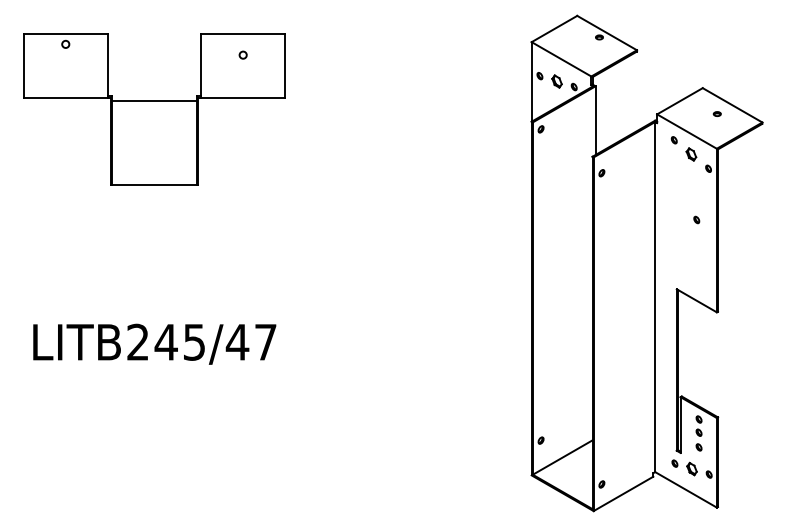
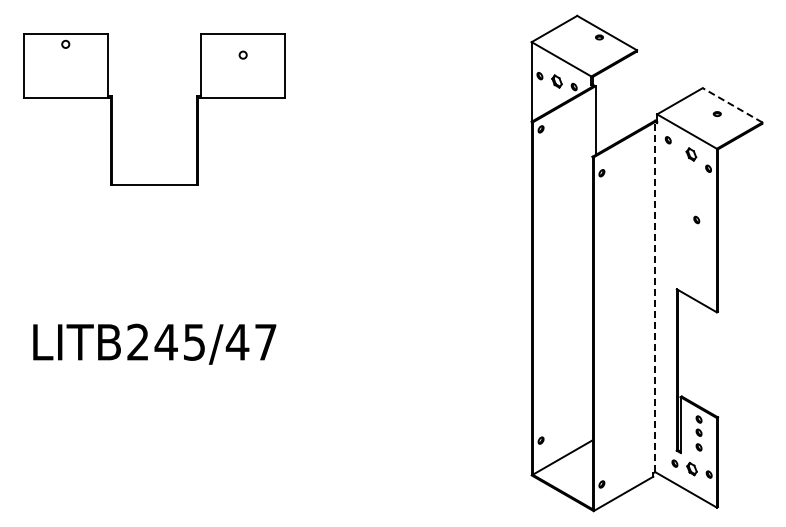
line: present -> none (154, 100)
line: solid -> dashed (732, 105)
part position: (673, 140) -> (667, 140) (667, 140)
line: solid -> dashed (655, 296)
